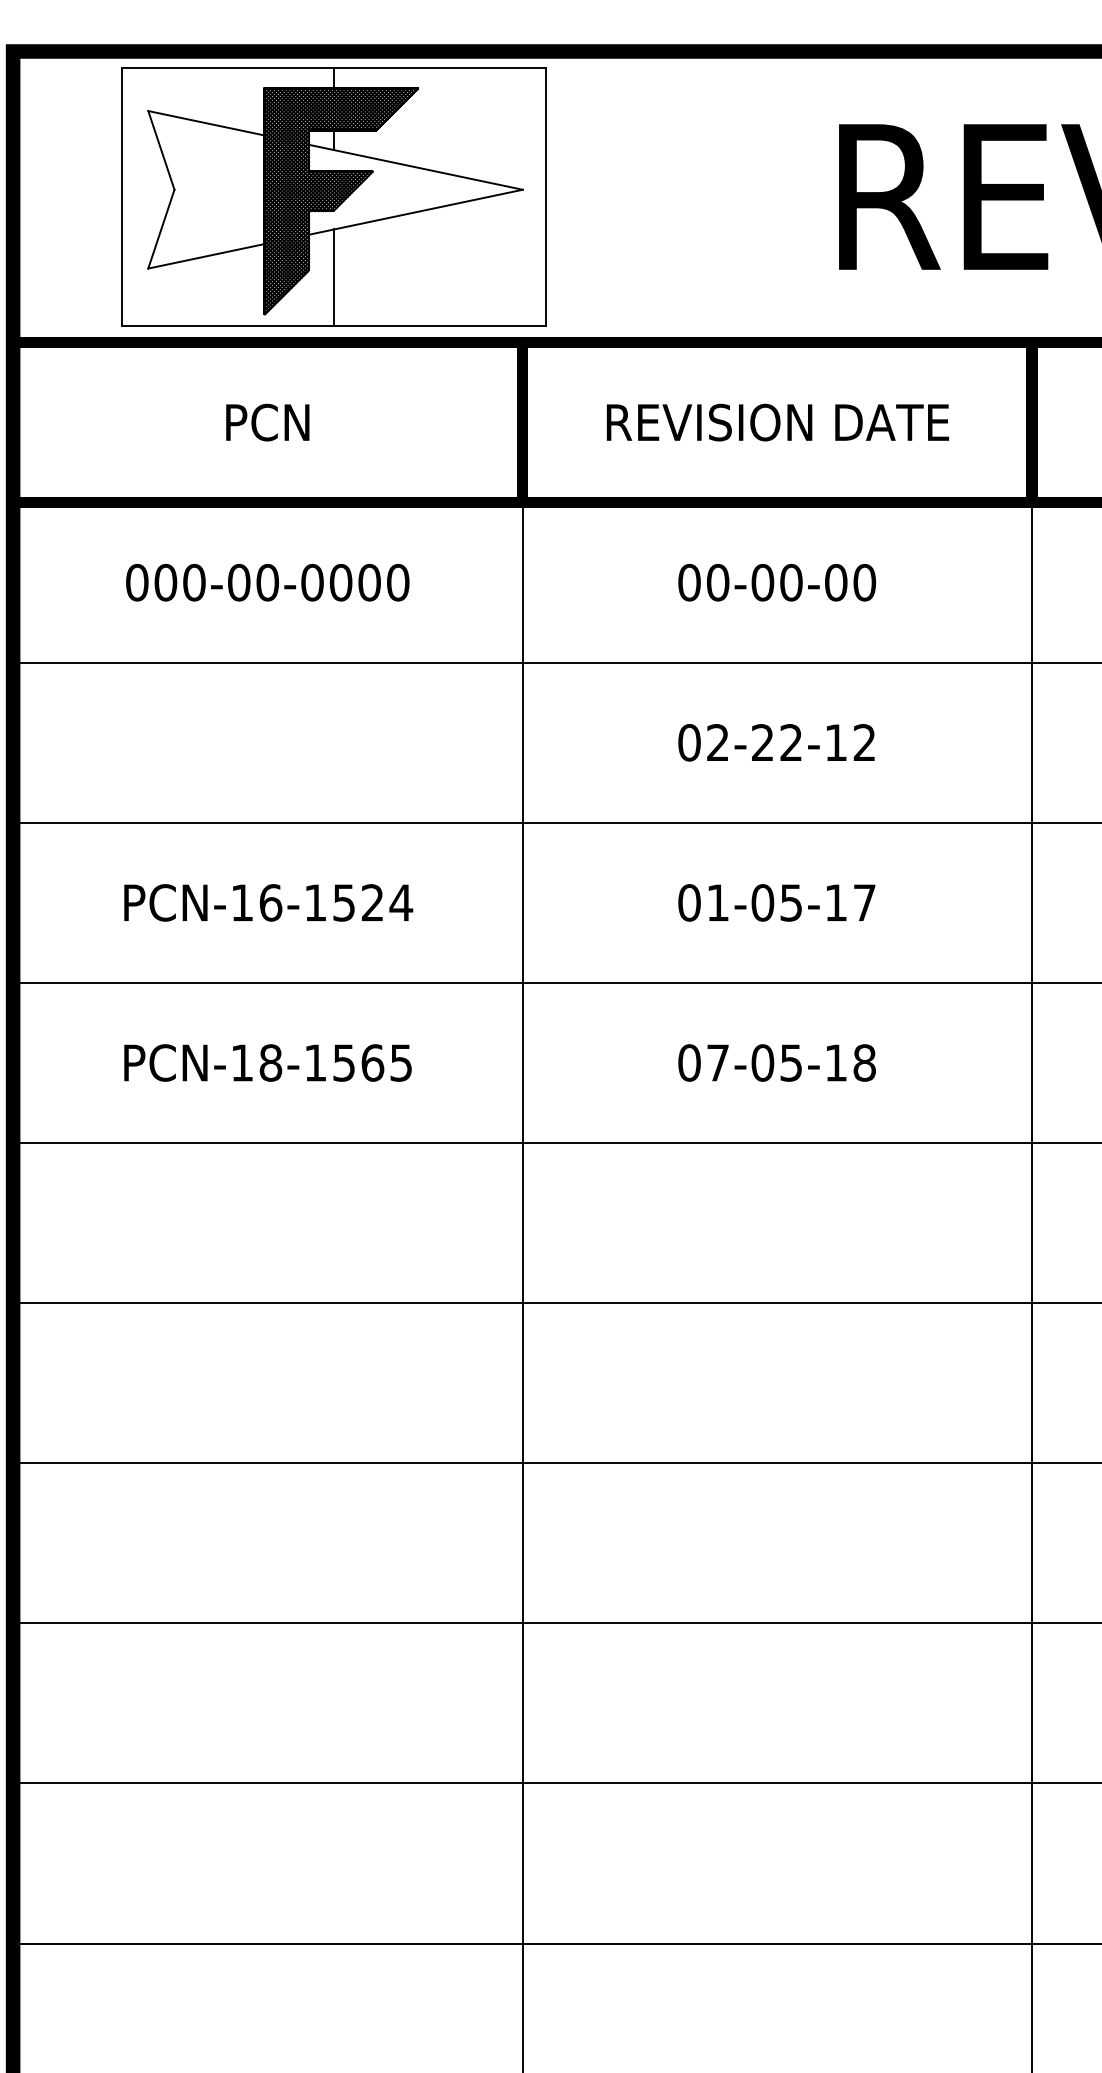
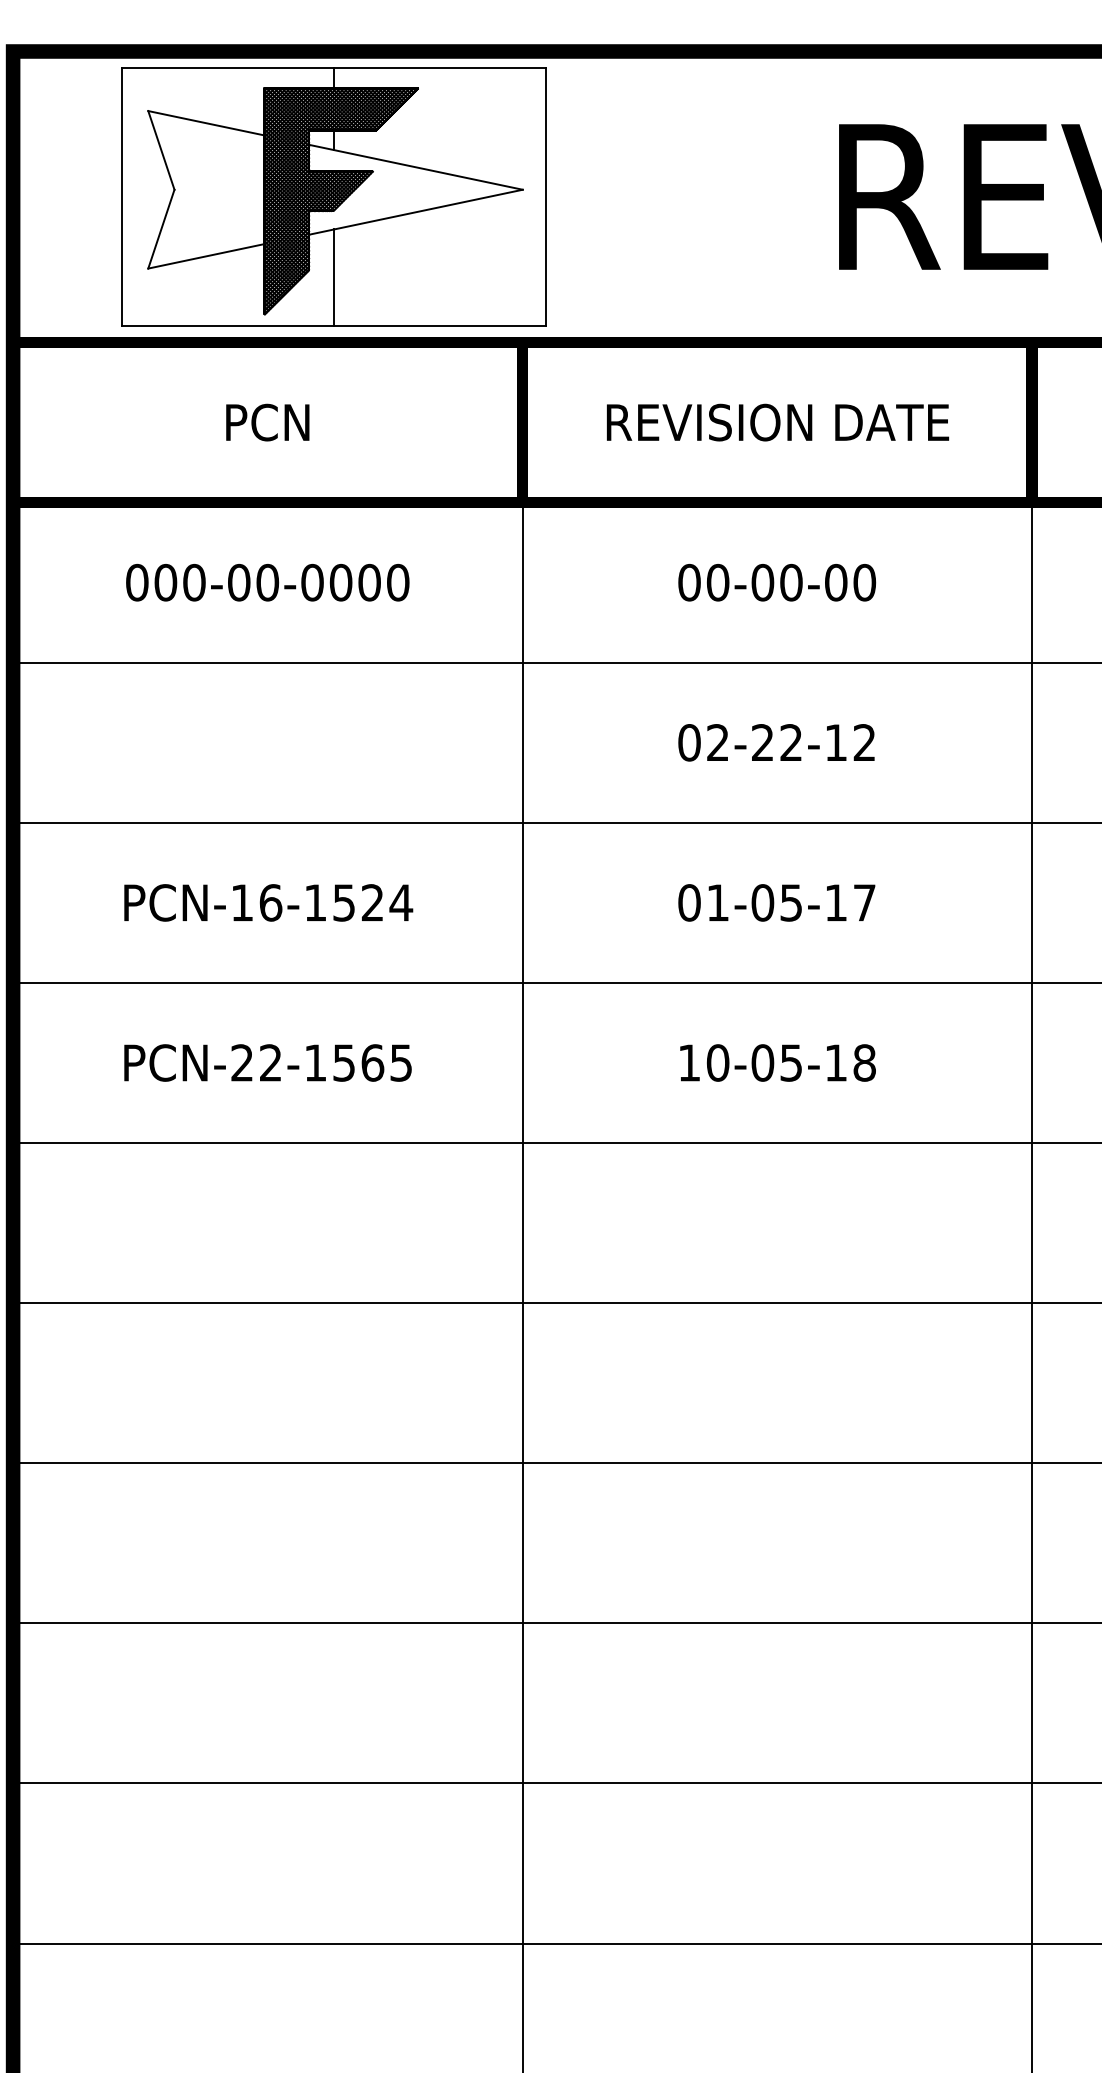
text: PCN-18-1565 -> PCN-22-1565 (256, 1062)
text: 07-05-18 -> 10-05-18 (703, 1062)
